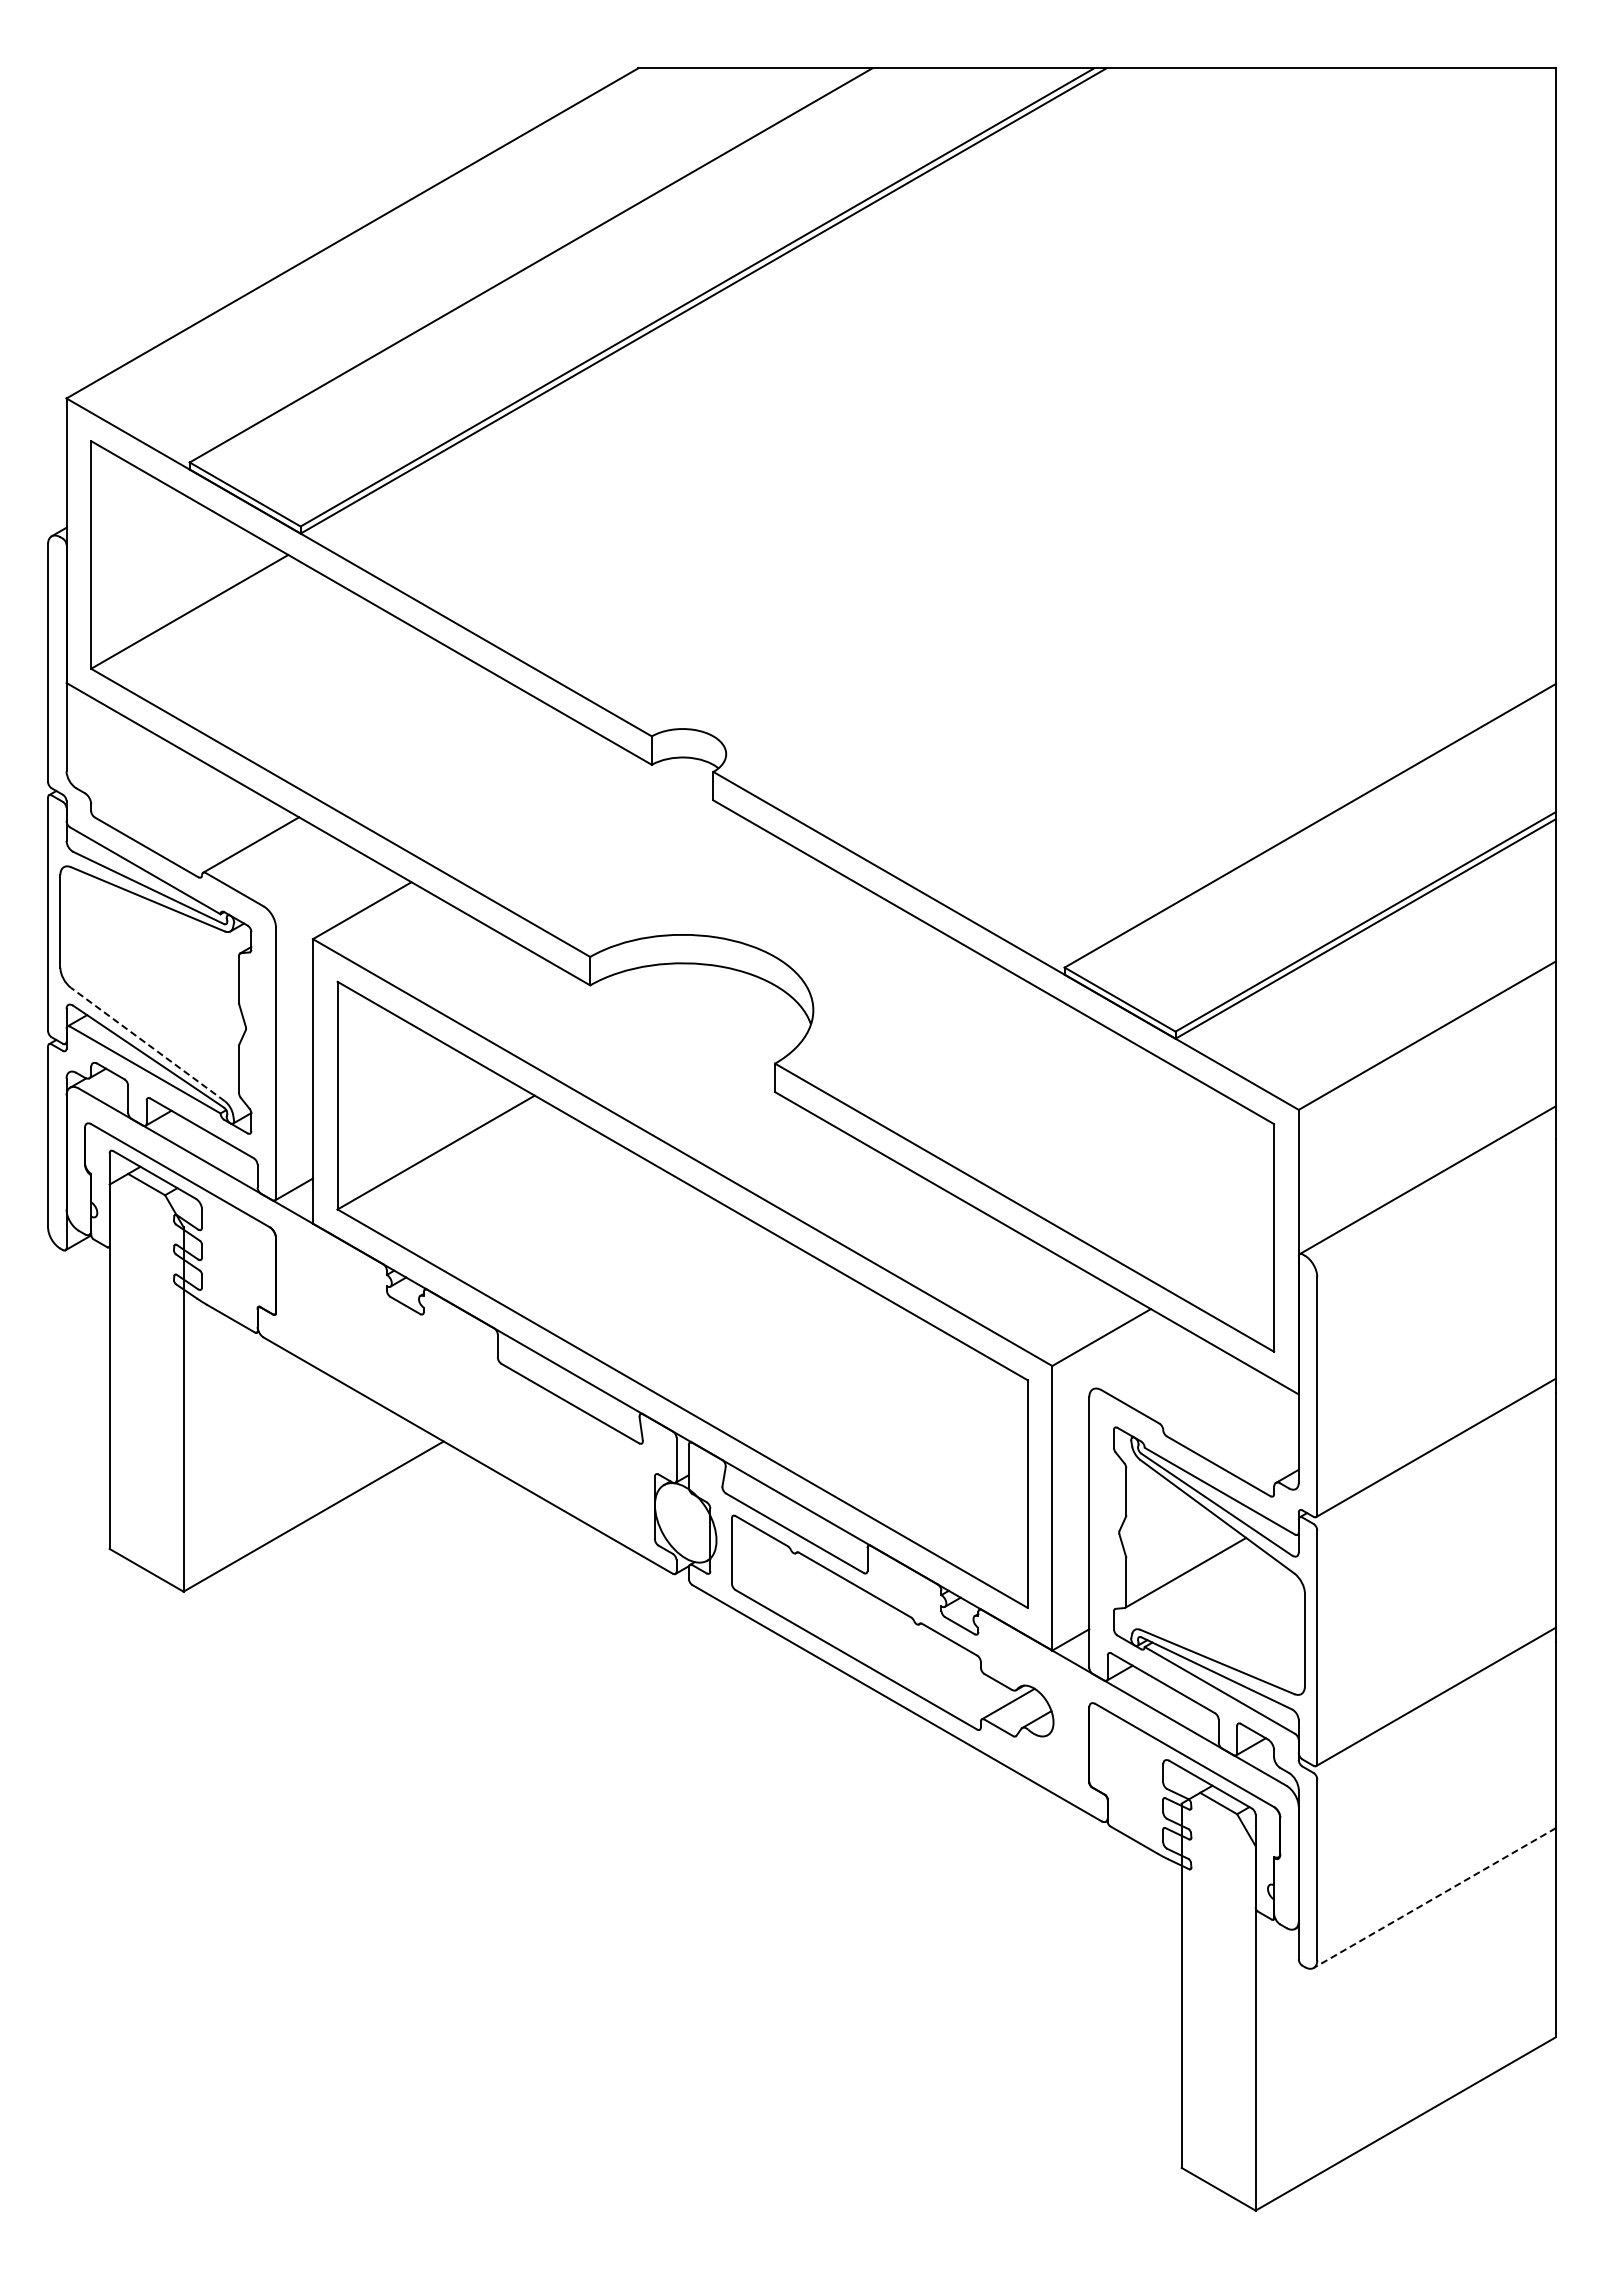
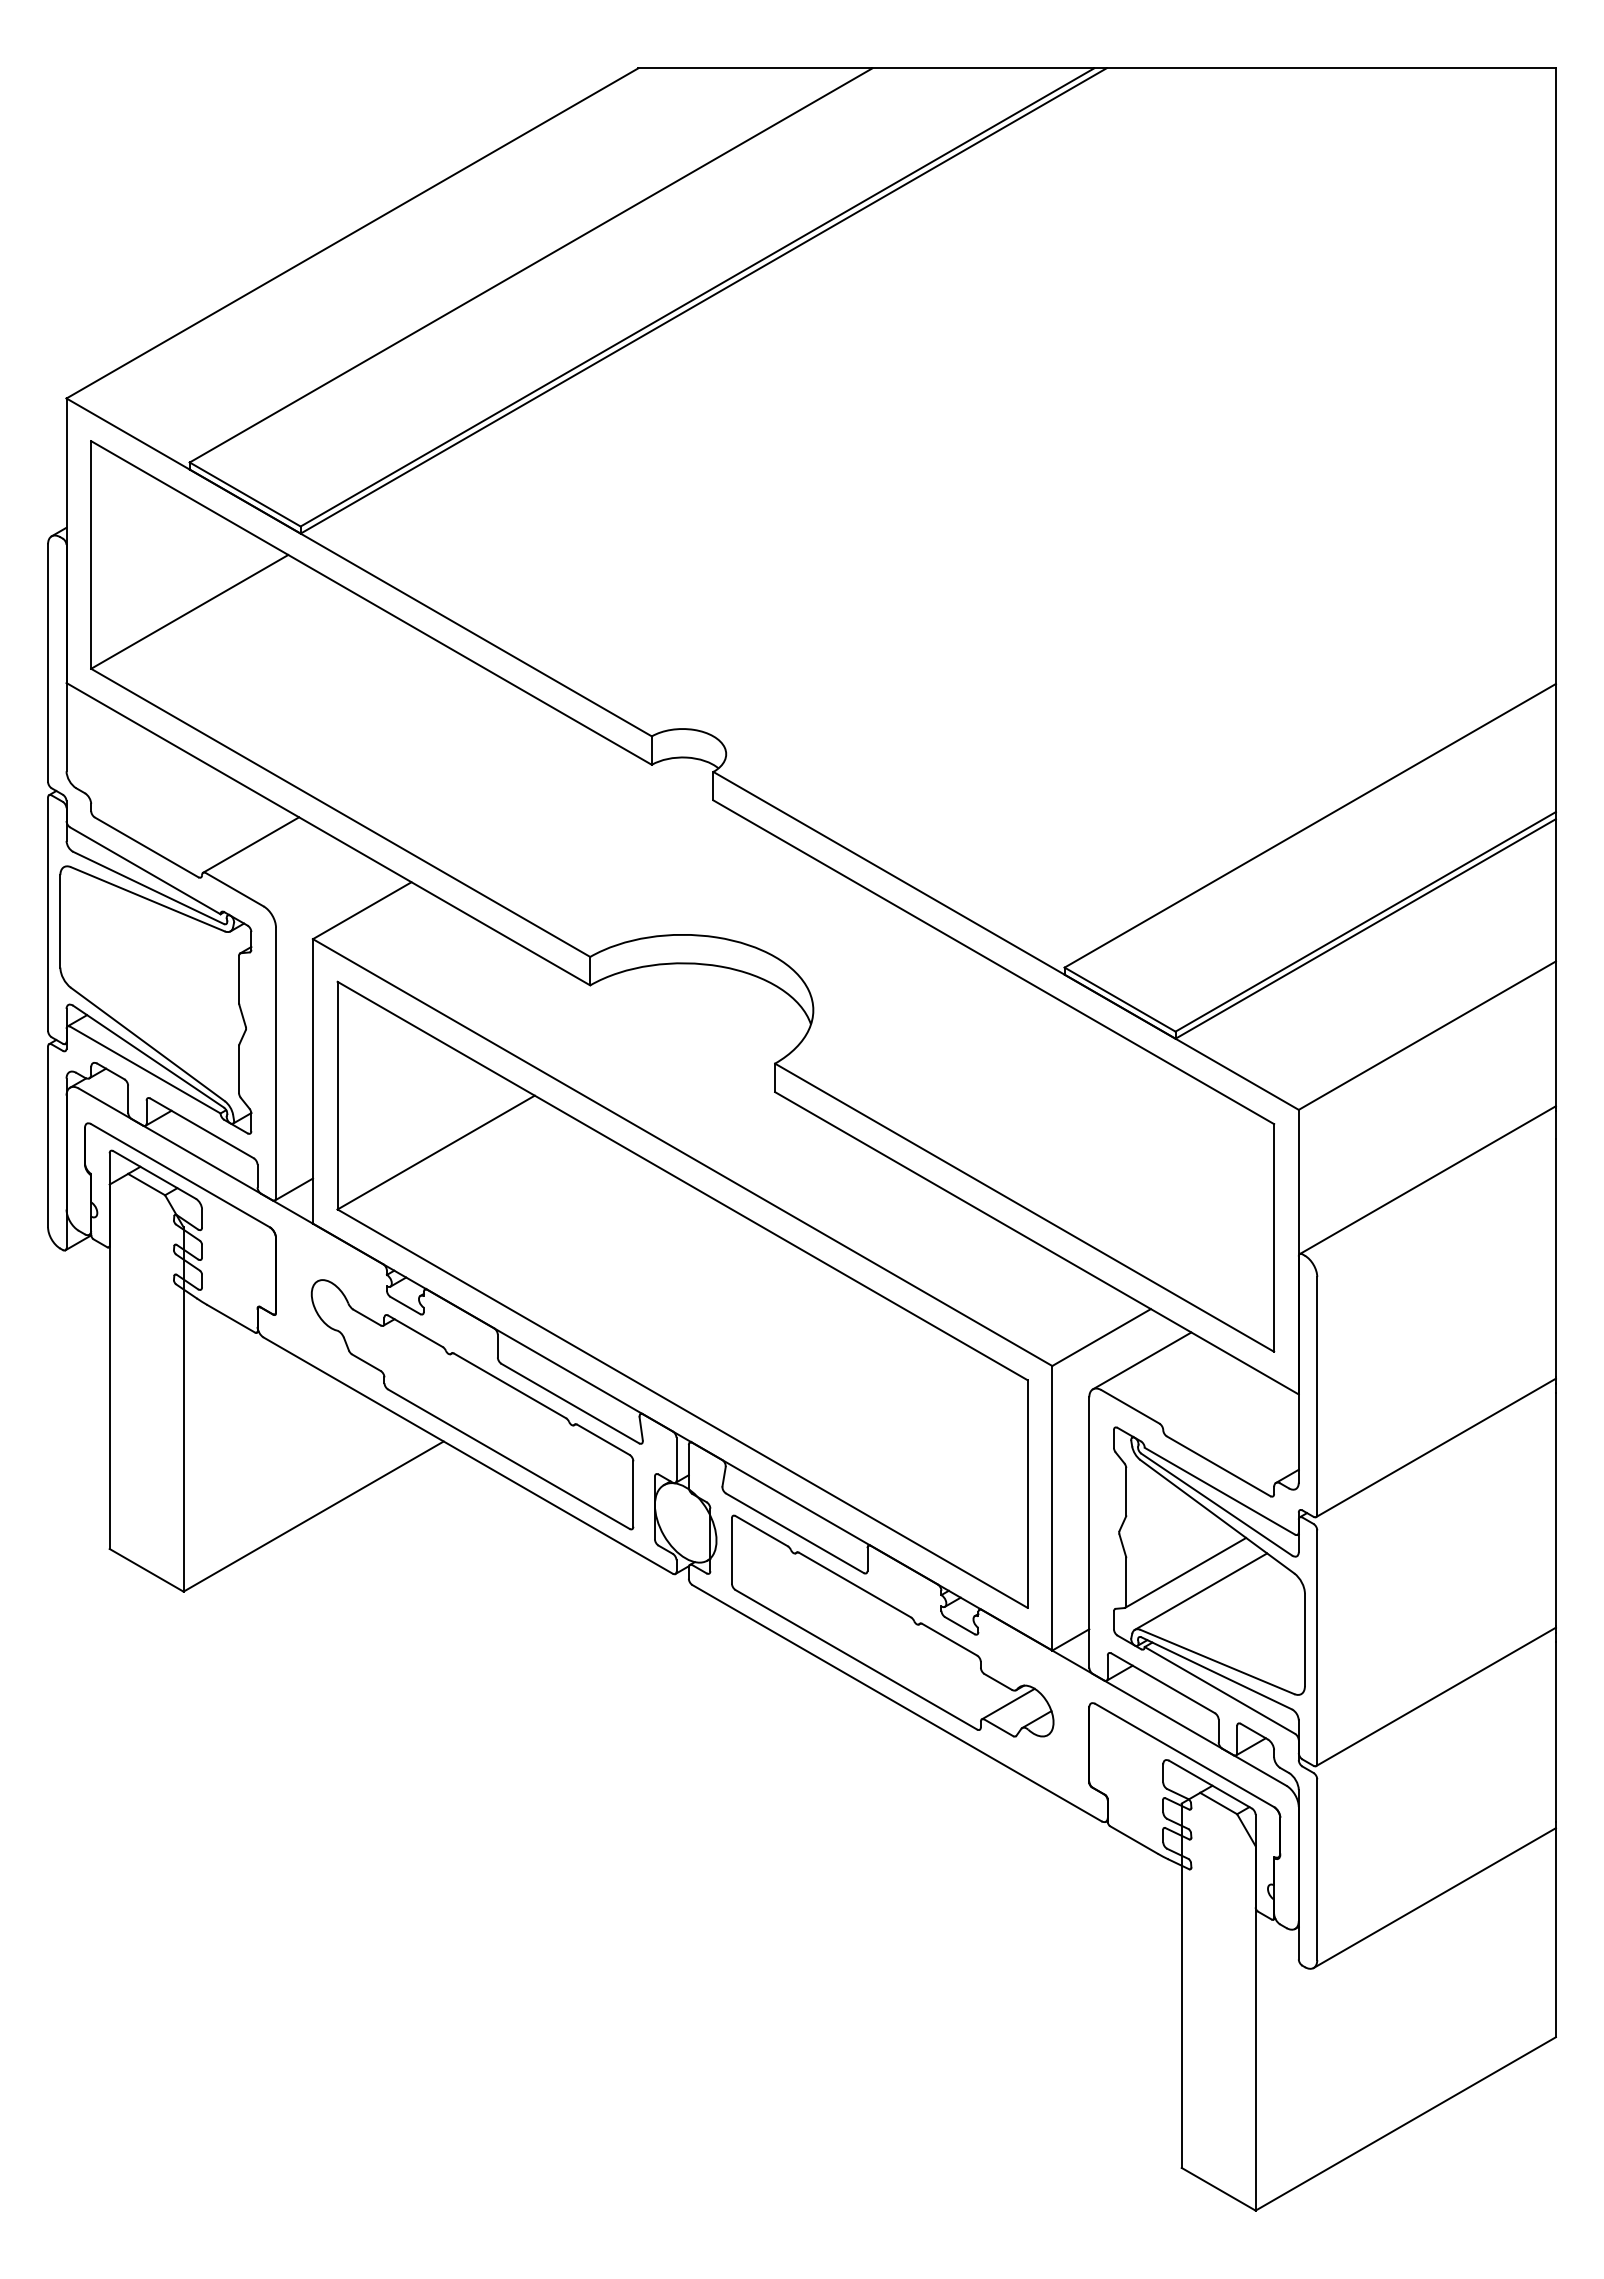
line: dashed -> solid (147, 1044)
line: none -> present (1141, 1360)
part: none -> present (472, 1404)
line: none -> present (1200, 1591)
line: dashed -> solid (1434, 1898)
